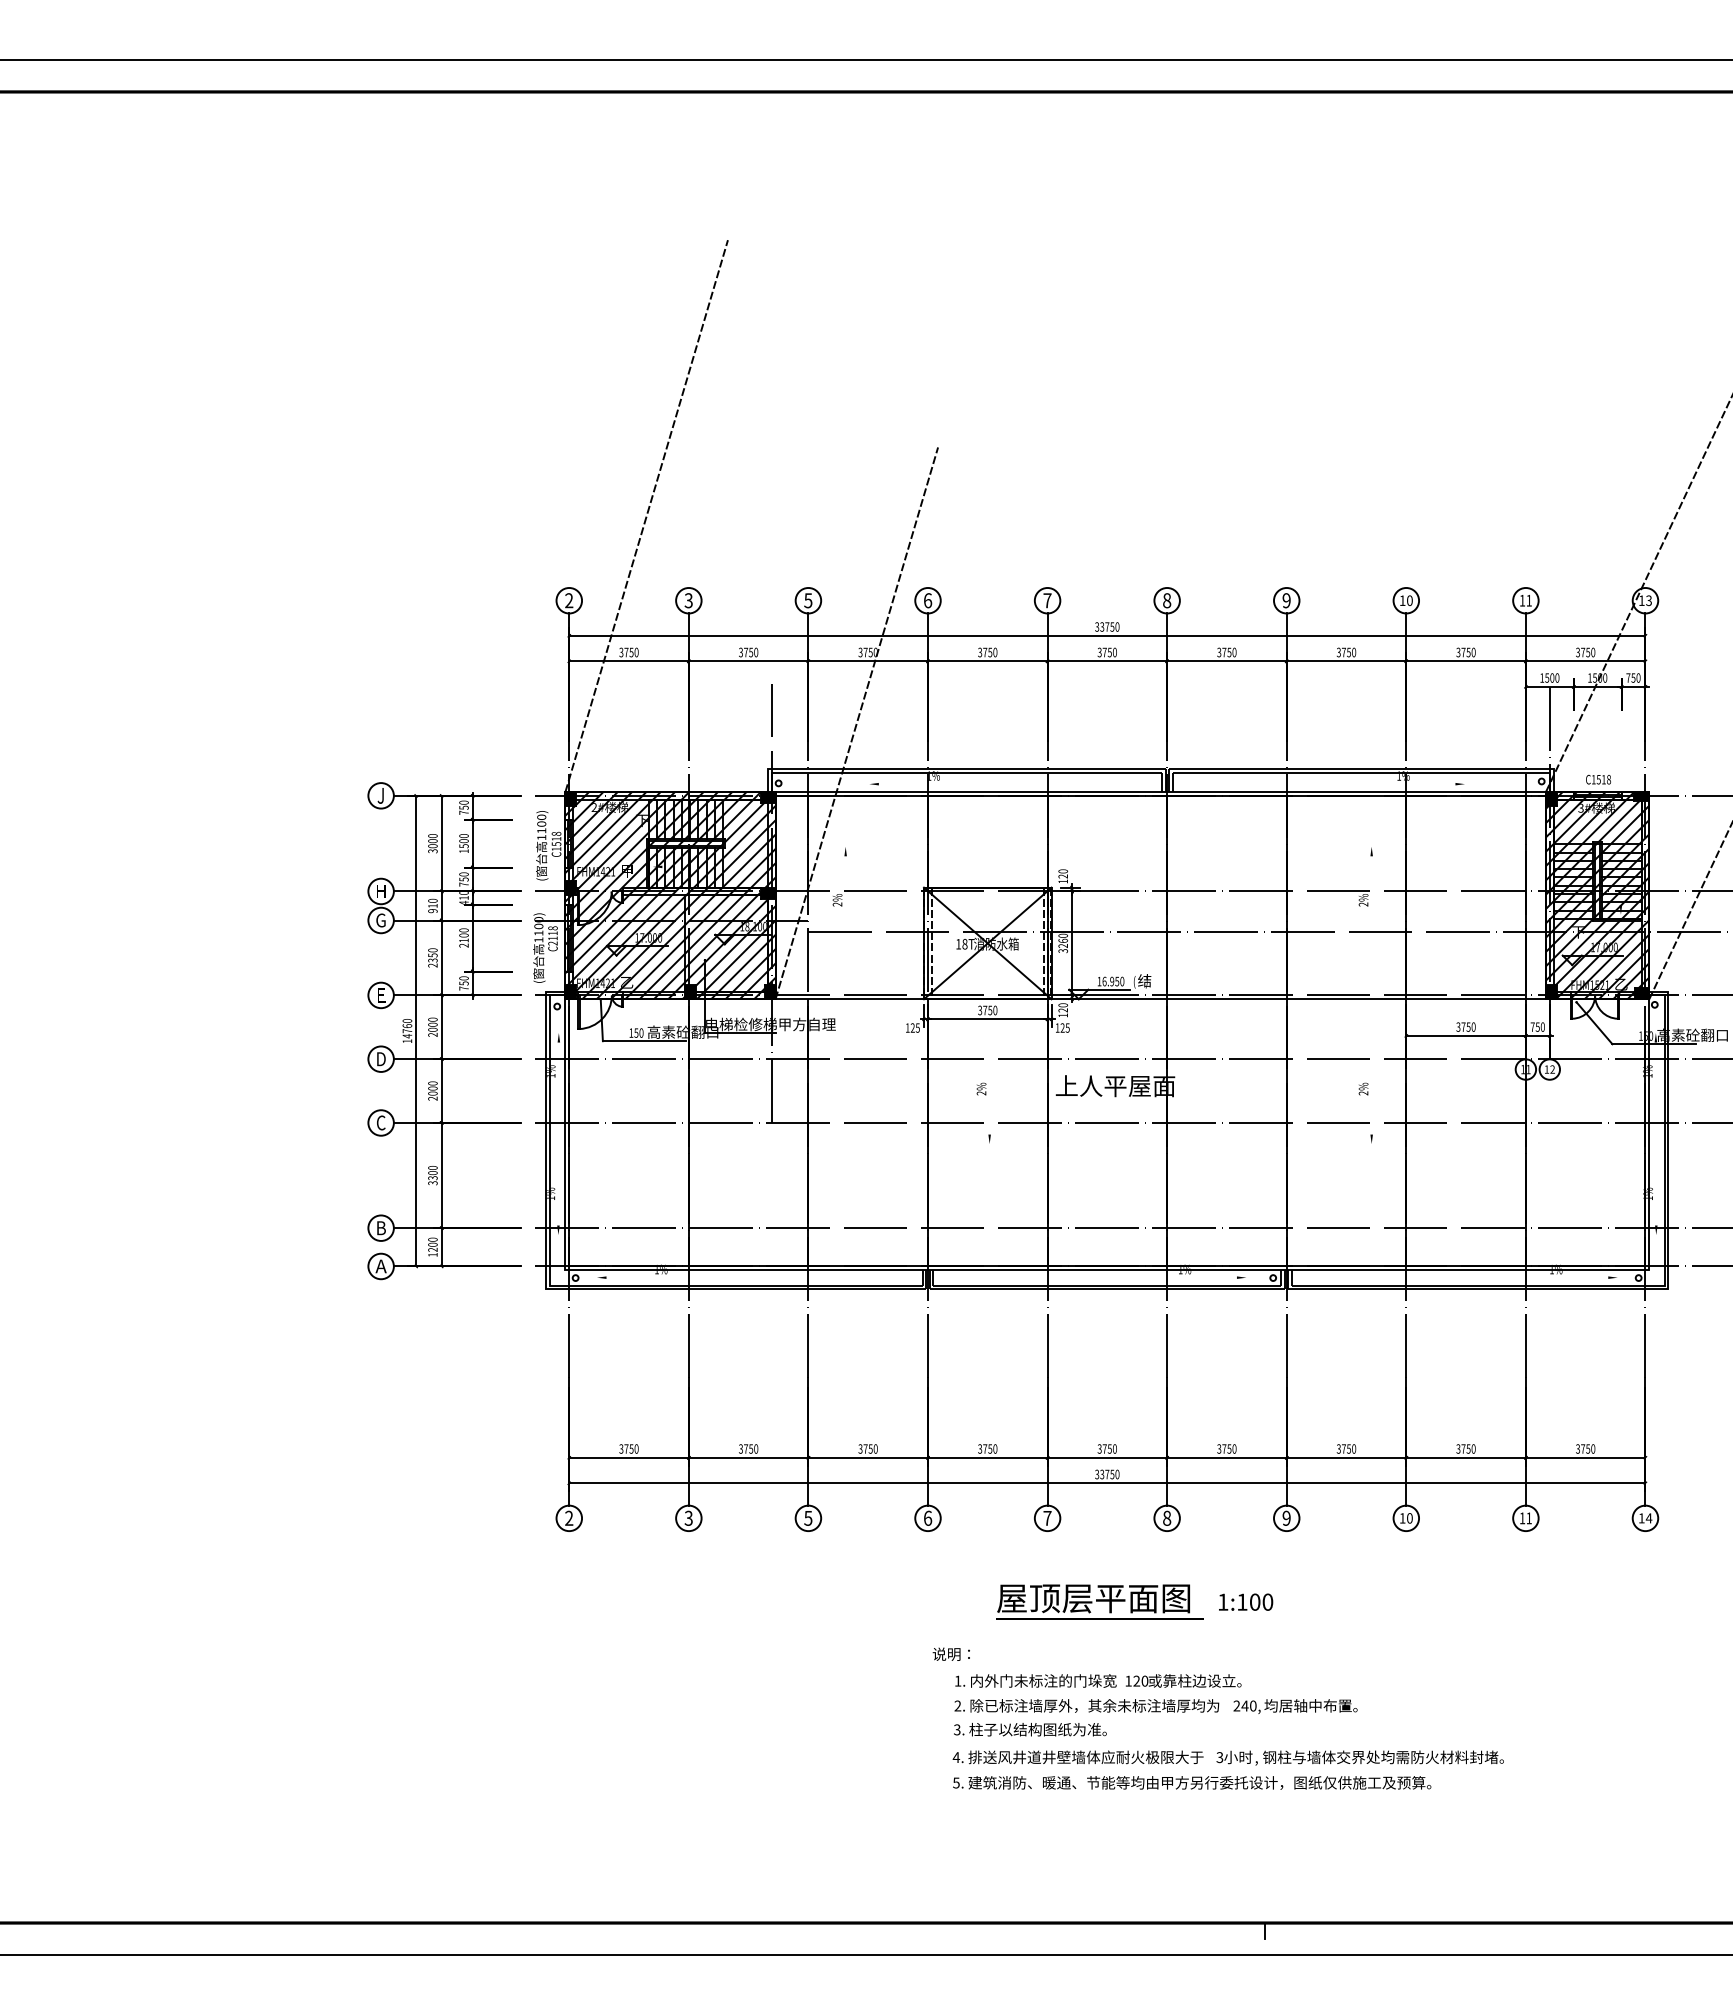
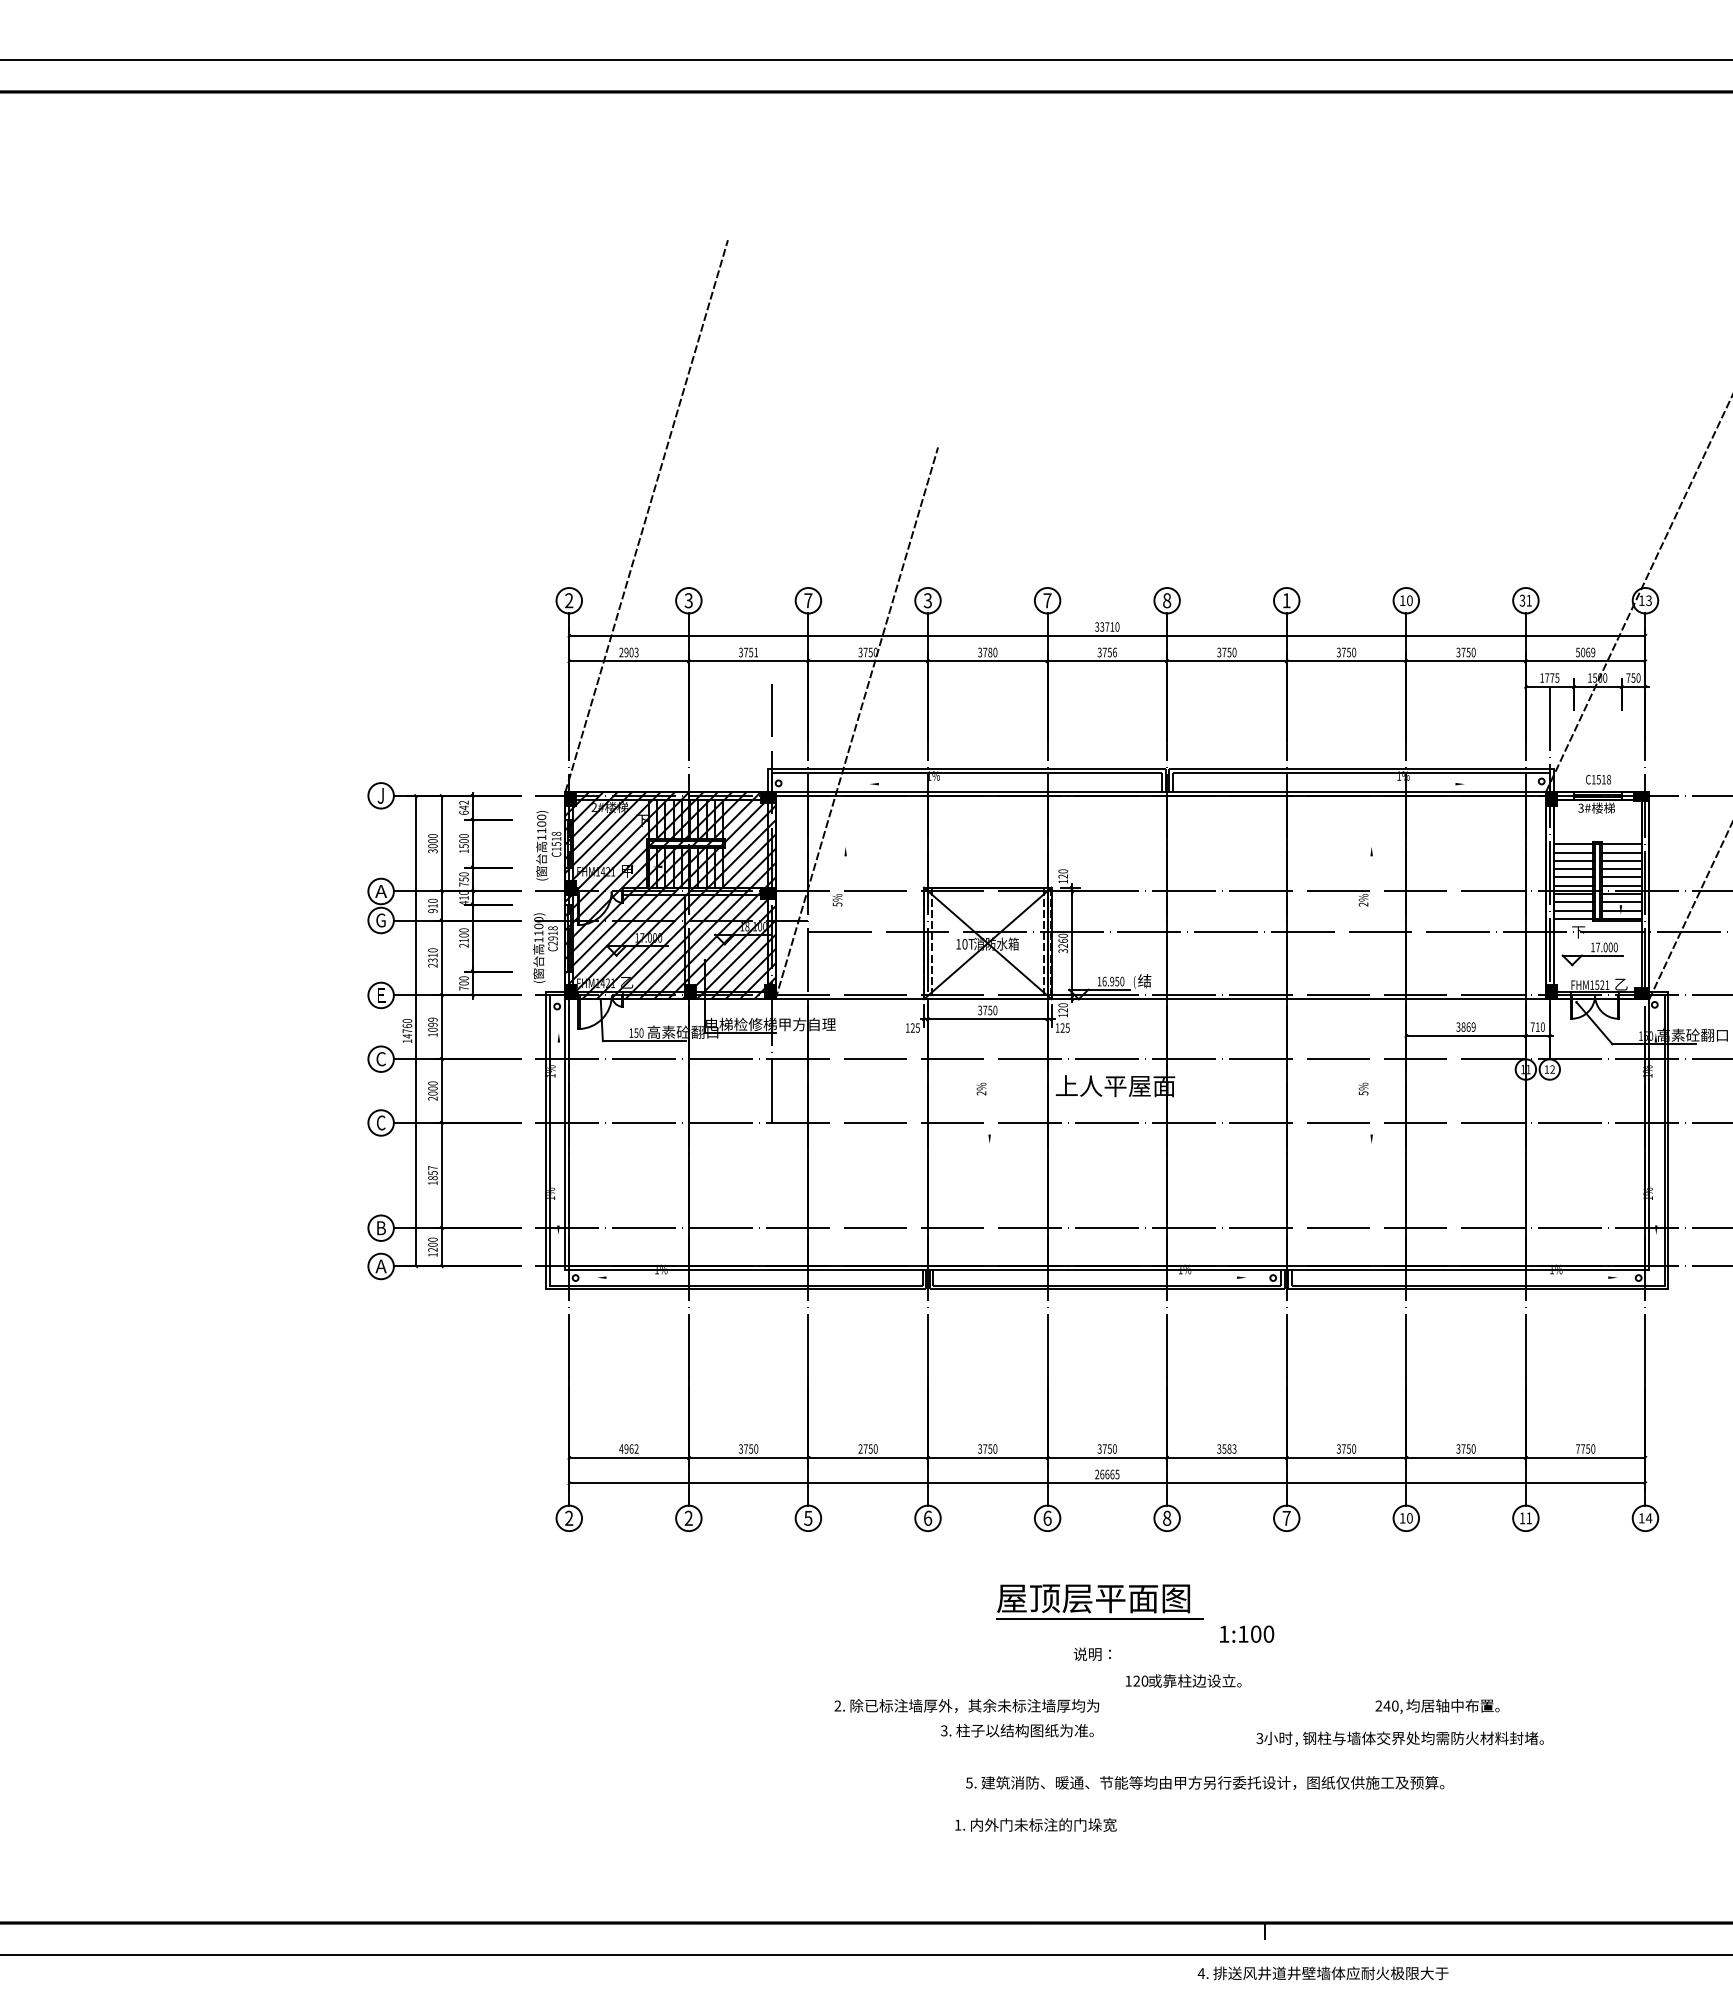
text: 5 -> 7 (808, 600)
text: 6 -> 3 (927, 600)
text: 9 -> 1 (1286, 600)
text: 11 -> 31 (1522, 600)
text: 33750 -> 33710 (1112, 626)
text: 3750 -> 3780 (990, 651)
text: 3750 -> 3756 (1115, 651)
text: 3750 -> 2903 (628, 652)
text: 3750 -> 3751 (756, 652)
text: 3750 -> 5069 (1585, 652)
text: 1500 -> 1775 (1552, 677)
text: 750 -> 642 (463, 807)
text: H -> A (380, 891)
hatch: present -> none (1597, 895)
text: 2%%% -> 5%%% (837, 904)
text: C2118 -> C2918 (552, 938)
text: 18T -> 10T (964, 944)
text: 2350 -> 2310 (432, 955)
text: 750 -> 700 (463, 983)
text: 2000 -> 1099 (432, 1026)
text: 3750 -> 3869 (1468, 1026)
text: 750 -> 710 (1537, 1026)
text: D -> C (380, 1059)
text: 2%%% -> 5%%% (1363, 1093)
text: 3300 -> 1857 (432, 1175)
text: 3750 -> 4962 (628, 1448)
text: 3750 -> 3583 (1229, 1448)
text: 3750 -> 7750 (1578, 1448)
text: 3750 -> 2750 (860, 1449)
text: 33750 -> 26665 (1107, 1474)
text: 7 -> 6 (1047, 1517)
text: 9 -> 7 (1286, 1517)
text: 3 -> 2 (688, 1518)
text position: (1246, 1601) -> (1247, 1633) (1247, 1633)
text position: (950, 1653) -> (1091, 1653) (1091, 1653)
text position: (1035, 1680) -> (1035, 1824) (1035, 1824)
text position: (1086, 1705) -> (966, 1705) (966, 1705)
text position: (1295, 1706) -> (1437, 1706) (1437, 1706)
text position: (1030, 1729) -> (1017, 1730) (1017, 1730)
text position: (1077, 1757) -> (1322, 1973) (1322, 1973)
text position: (1359, 1757) -> (1399, 1738) (1399, 1738)
text position: (1192, 1782) -> (1205, 1782) (1205, 1782)
